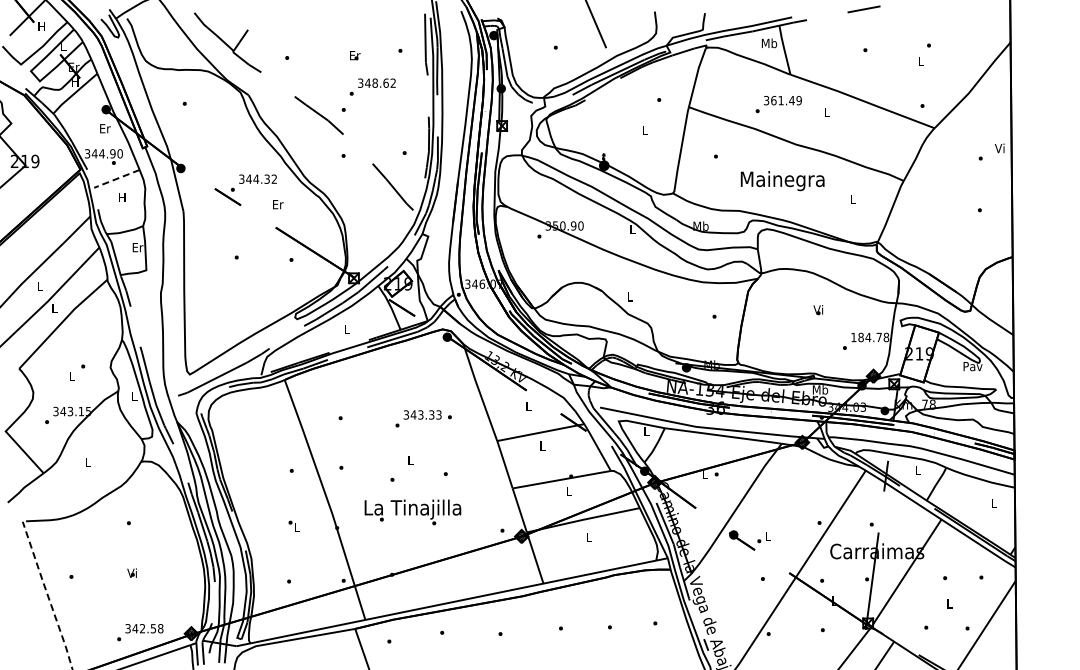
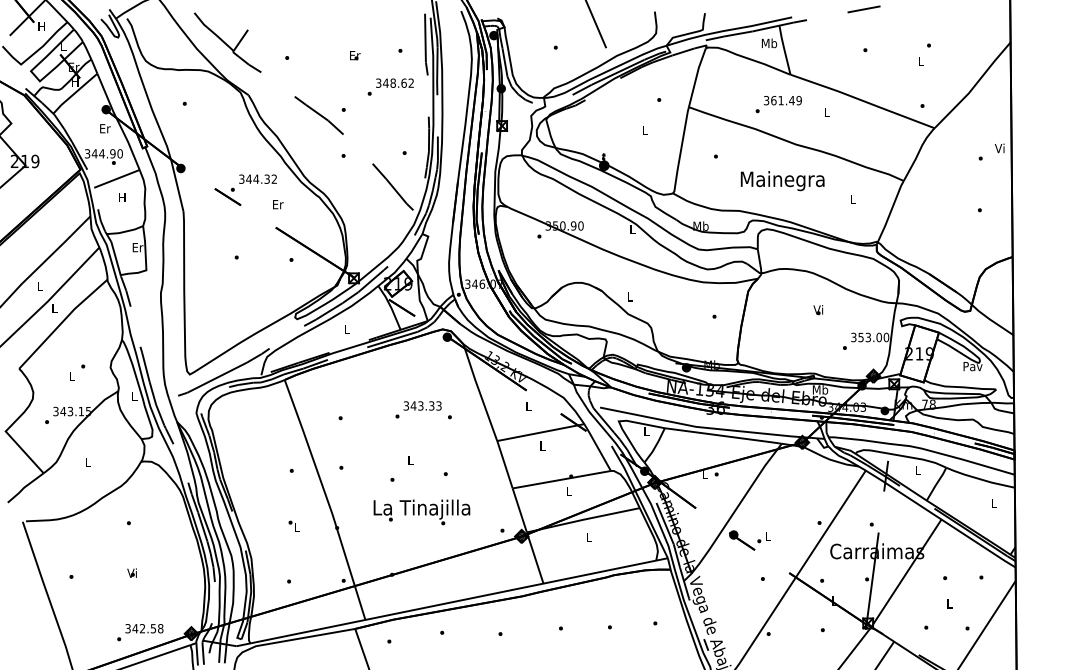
text position: (372, 86) -> (390, 86) (390, 86)
line: dashed -> solid (116, 179)
text: 184.78 -> 353.00 (870, 337)
text position: (418, 418) -> (418, 409) (418, 409)
text position: (412, 512) -> (421, 512) (421, 512)
line: dashed -> solid (47, 595)
